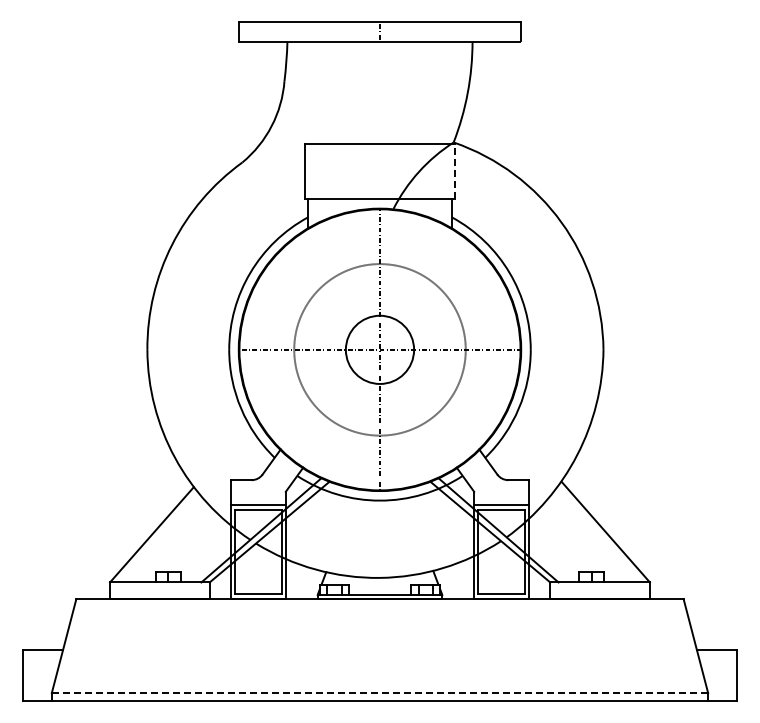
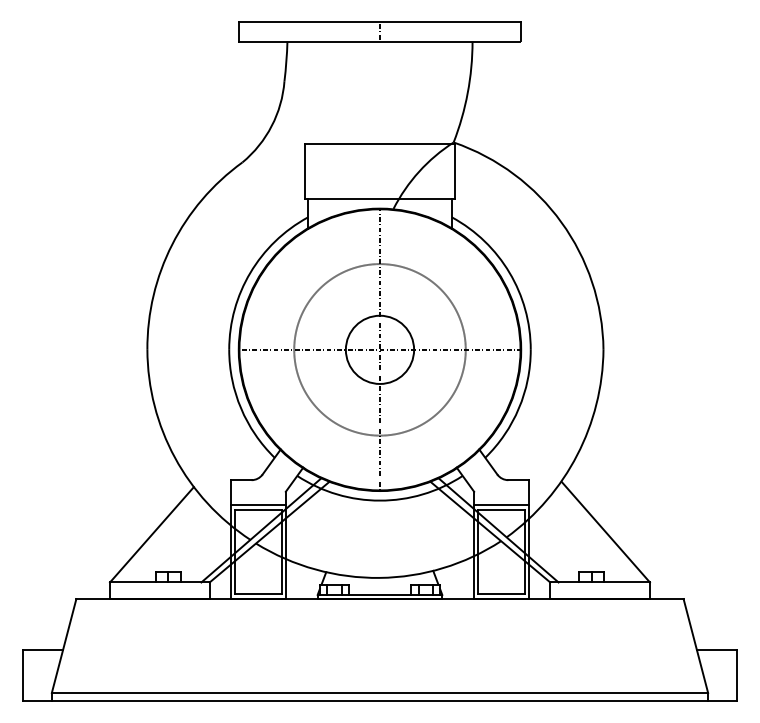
line: dashed -> solid (455, 171)
line: dashed -> solid (379, 692)
